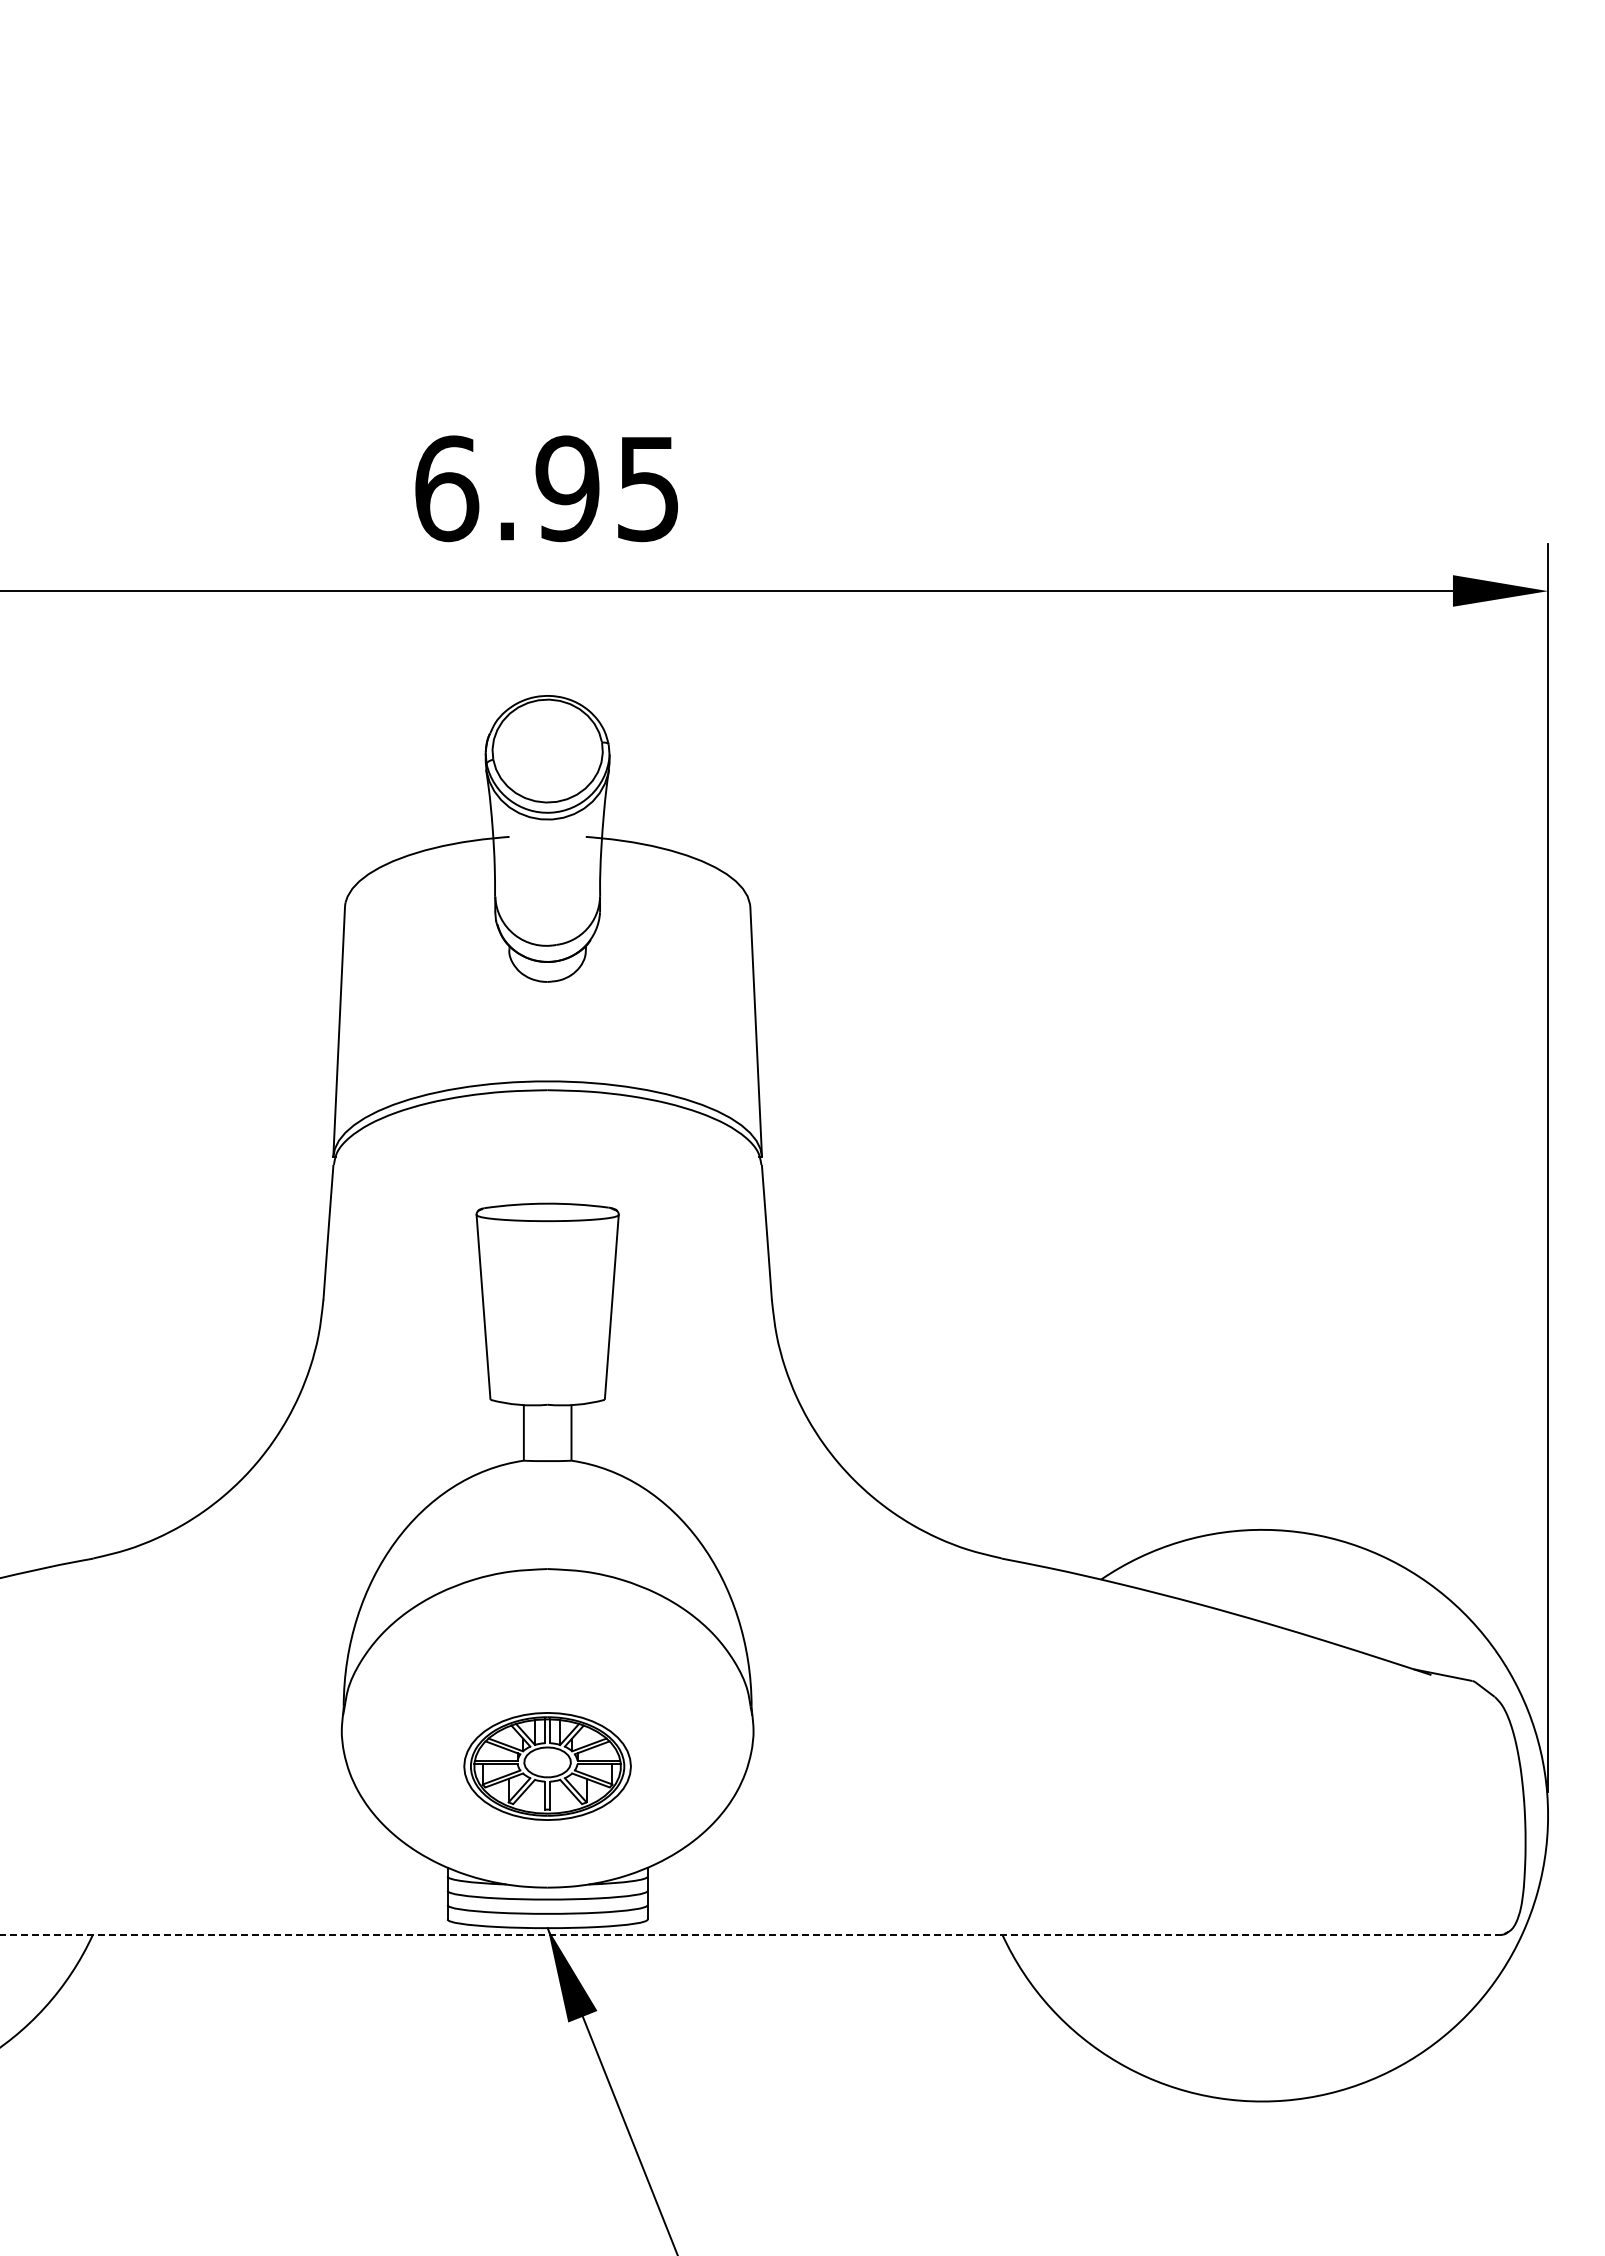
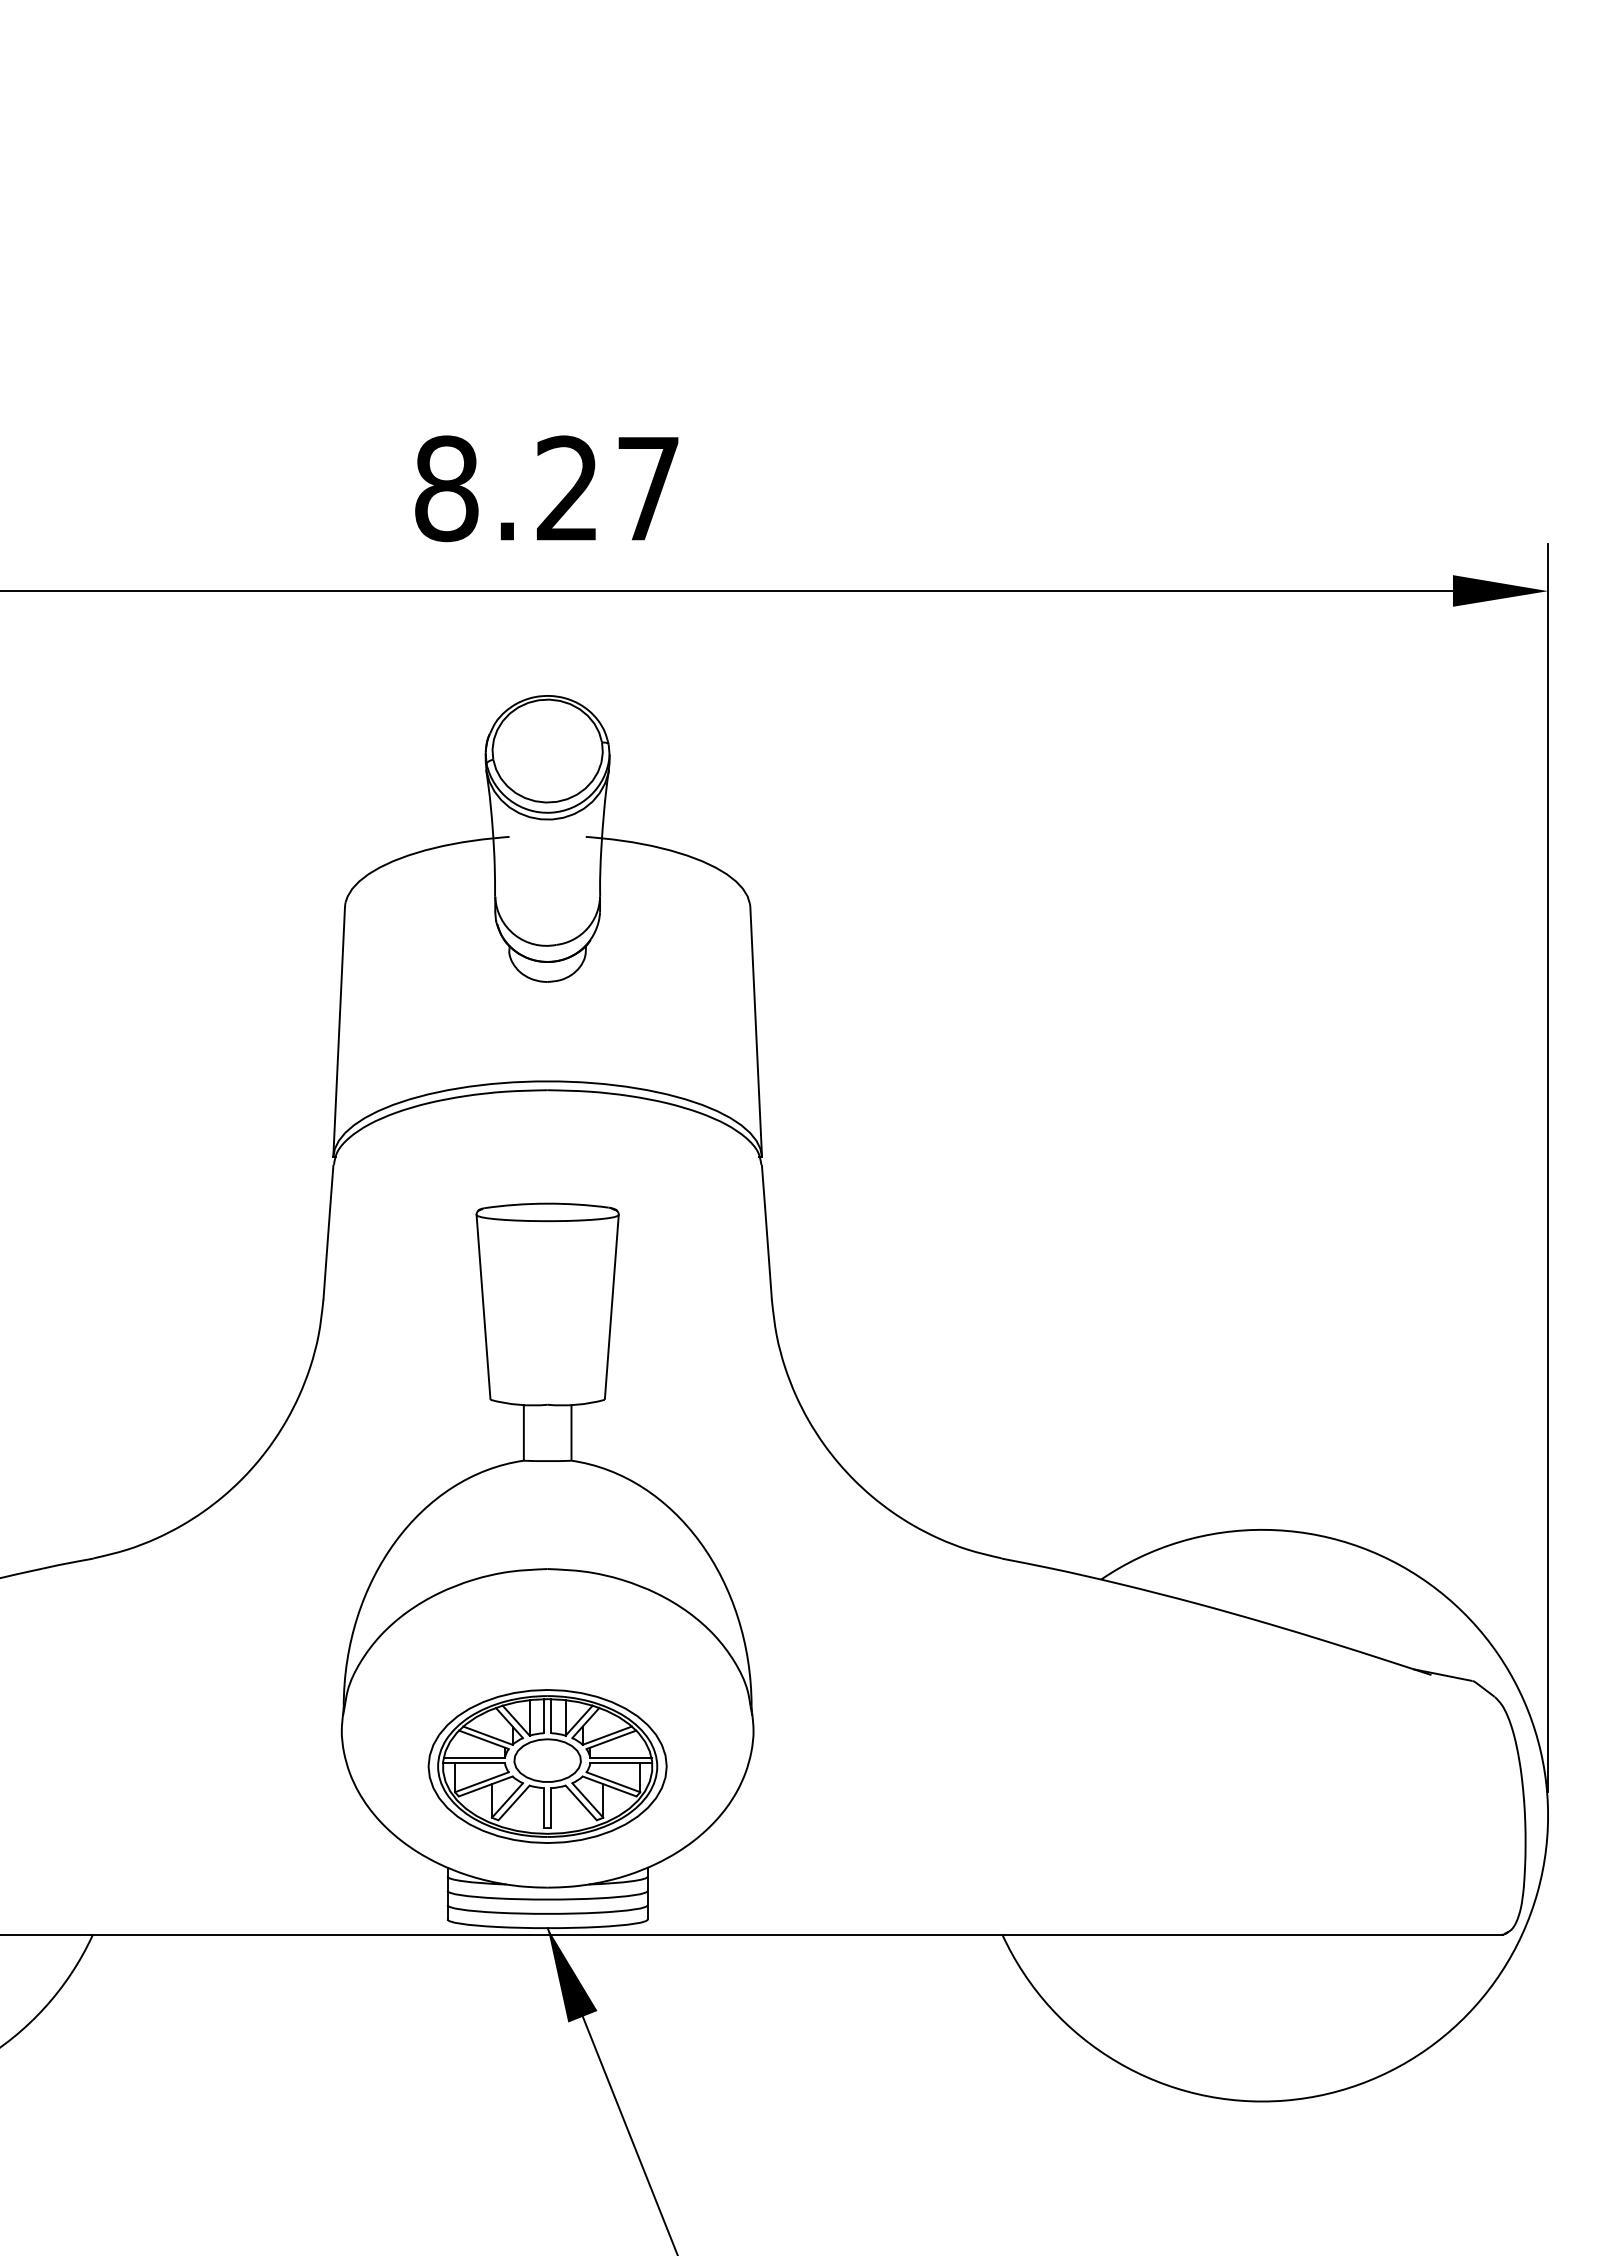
text: 6.95 -> 8.27 (546, 488)
part size: 169x109 px -> 241x155 px (547, 1766)
line: dashed -> solid (752, 1934)
